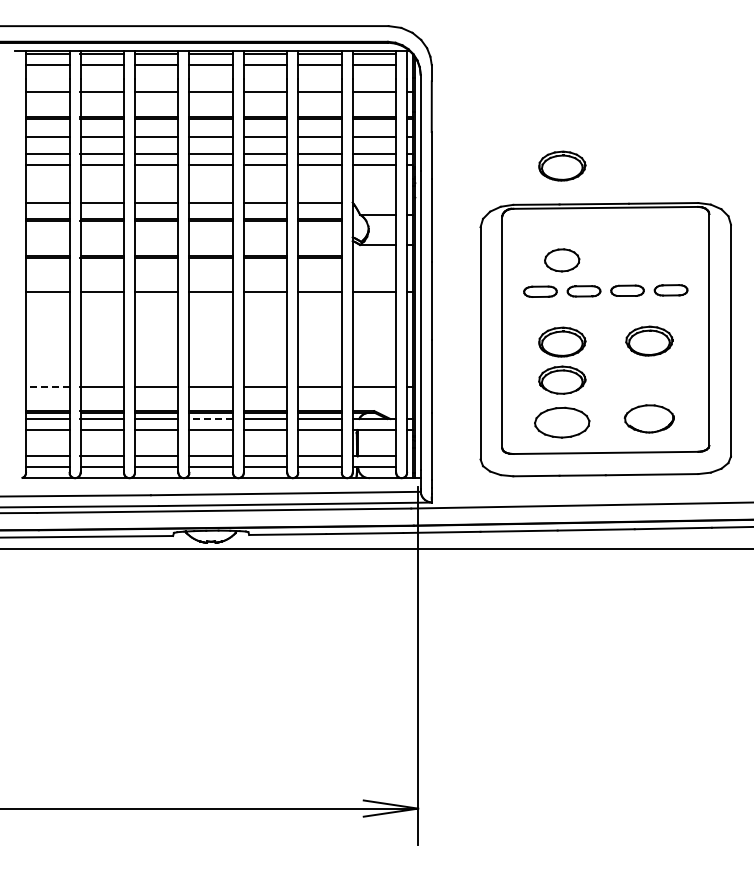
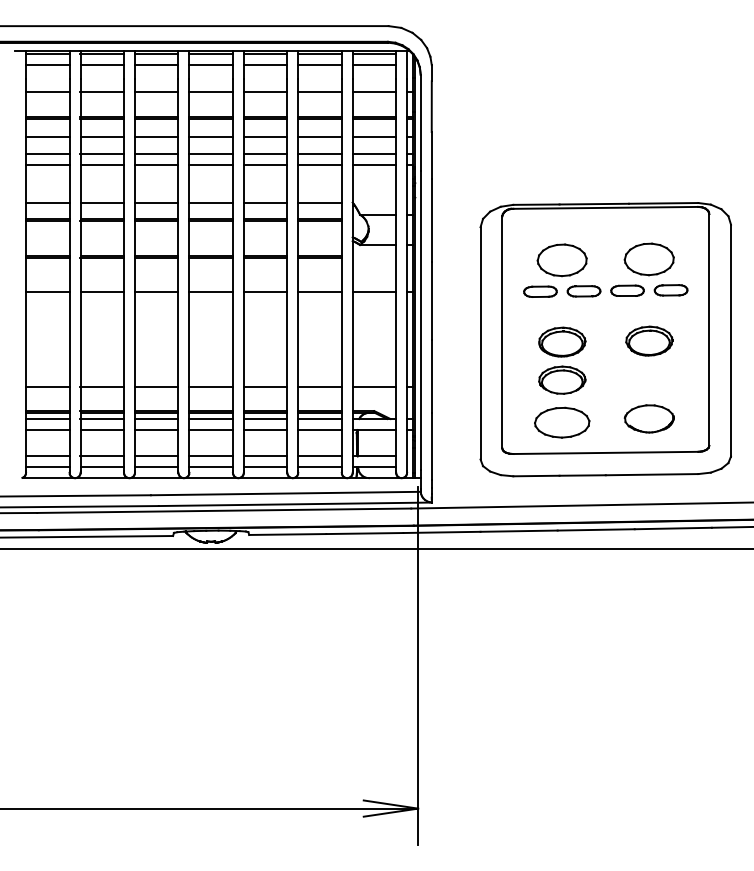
part: present -> none (562, 165)
part: none -> present (648, 259)
part size: 37x25 px -> 52x35 px (561, 260)
line: dashed -> solid (47, 387)
line: dashed -> solid (211, 419)
